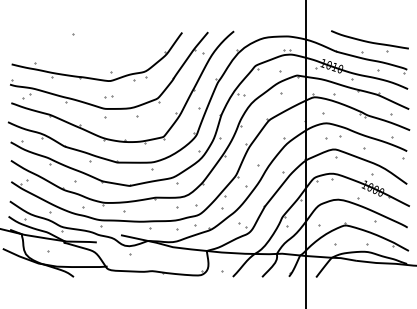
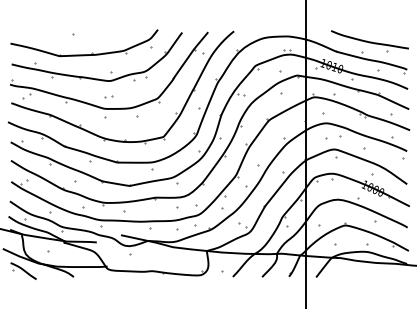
part: none -> present (84, 54)
part: none -> present (23, 270)
